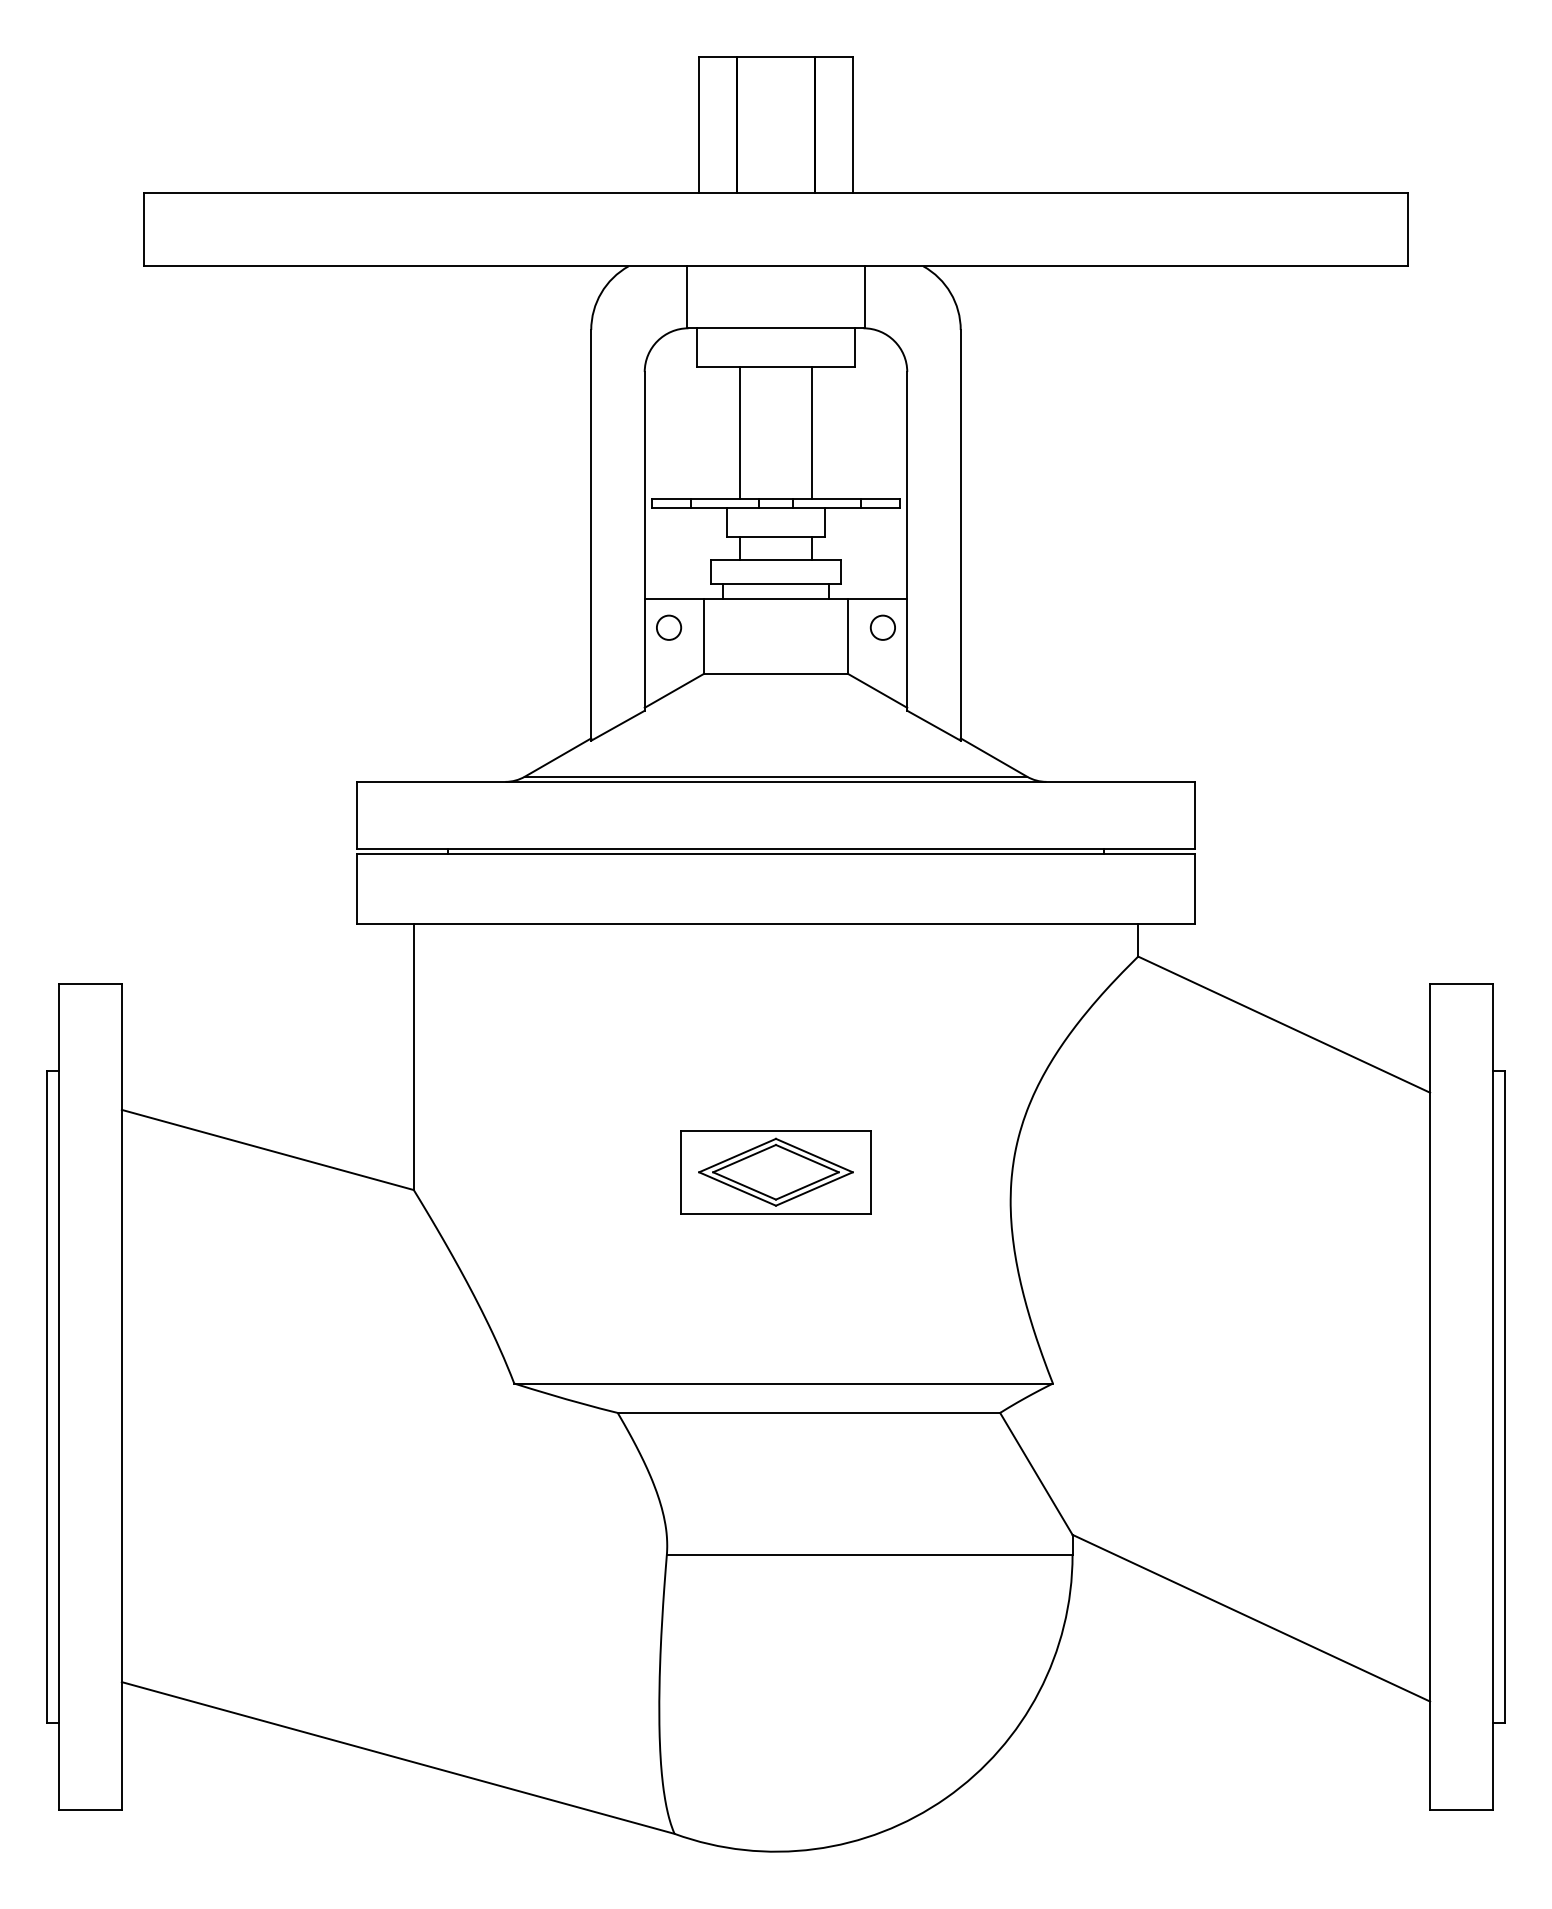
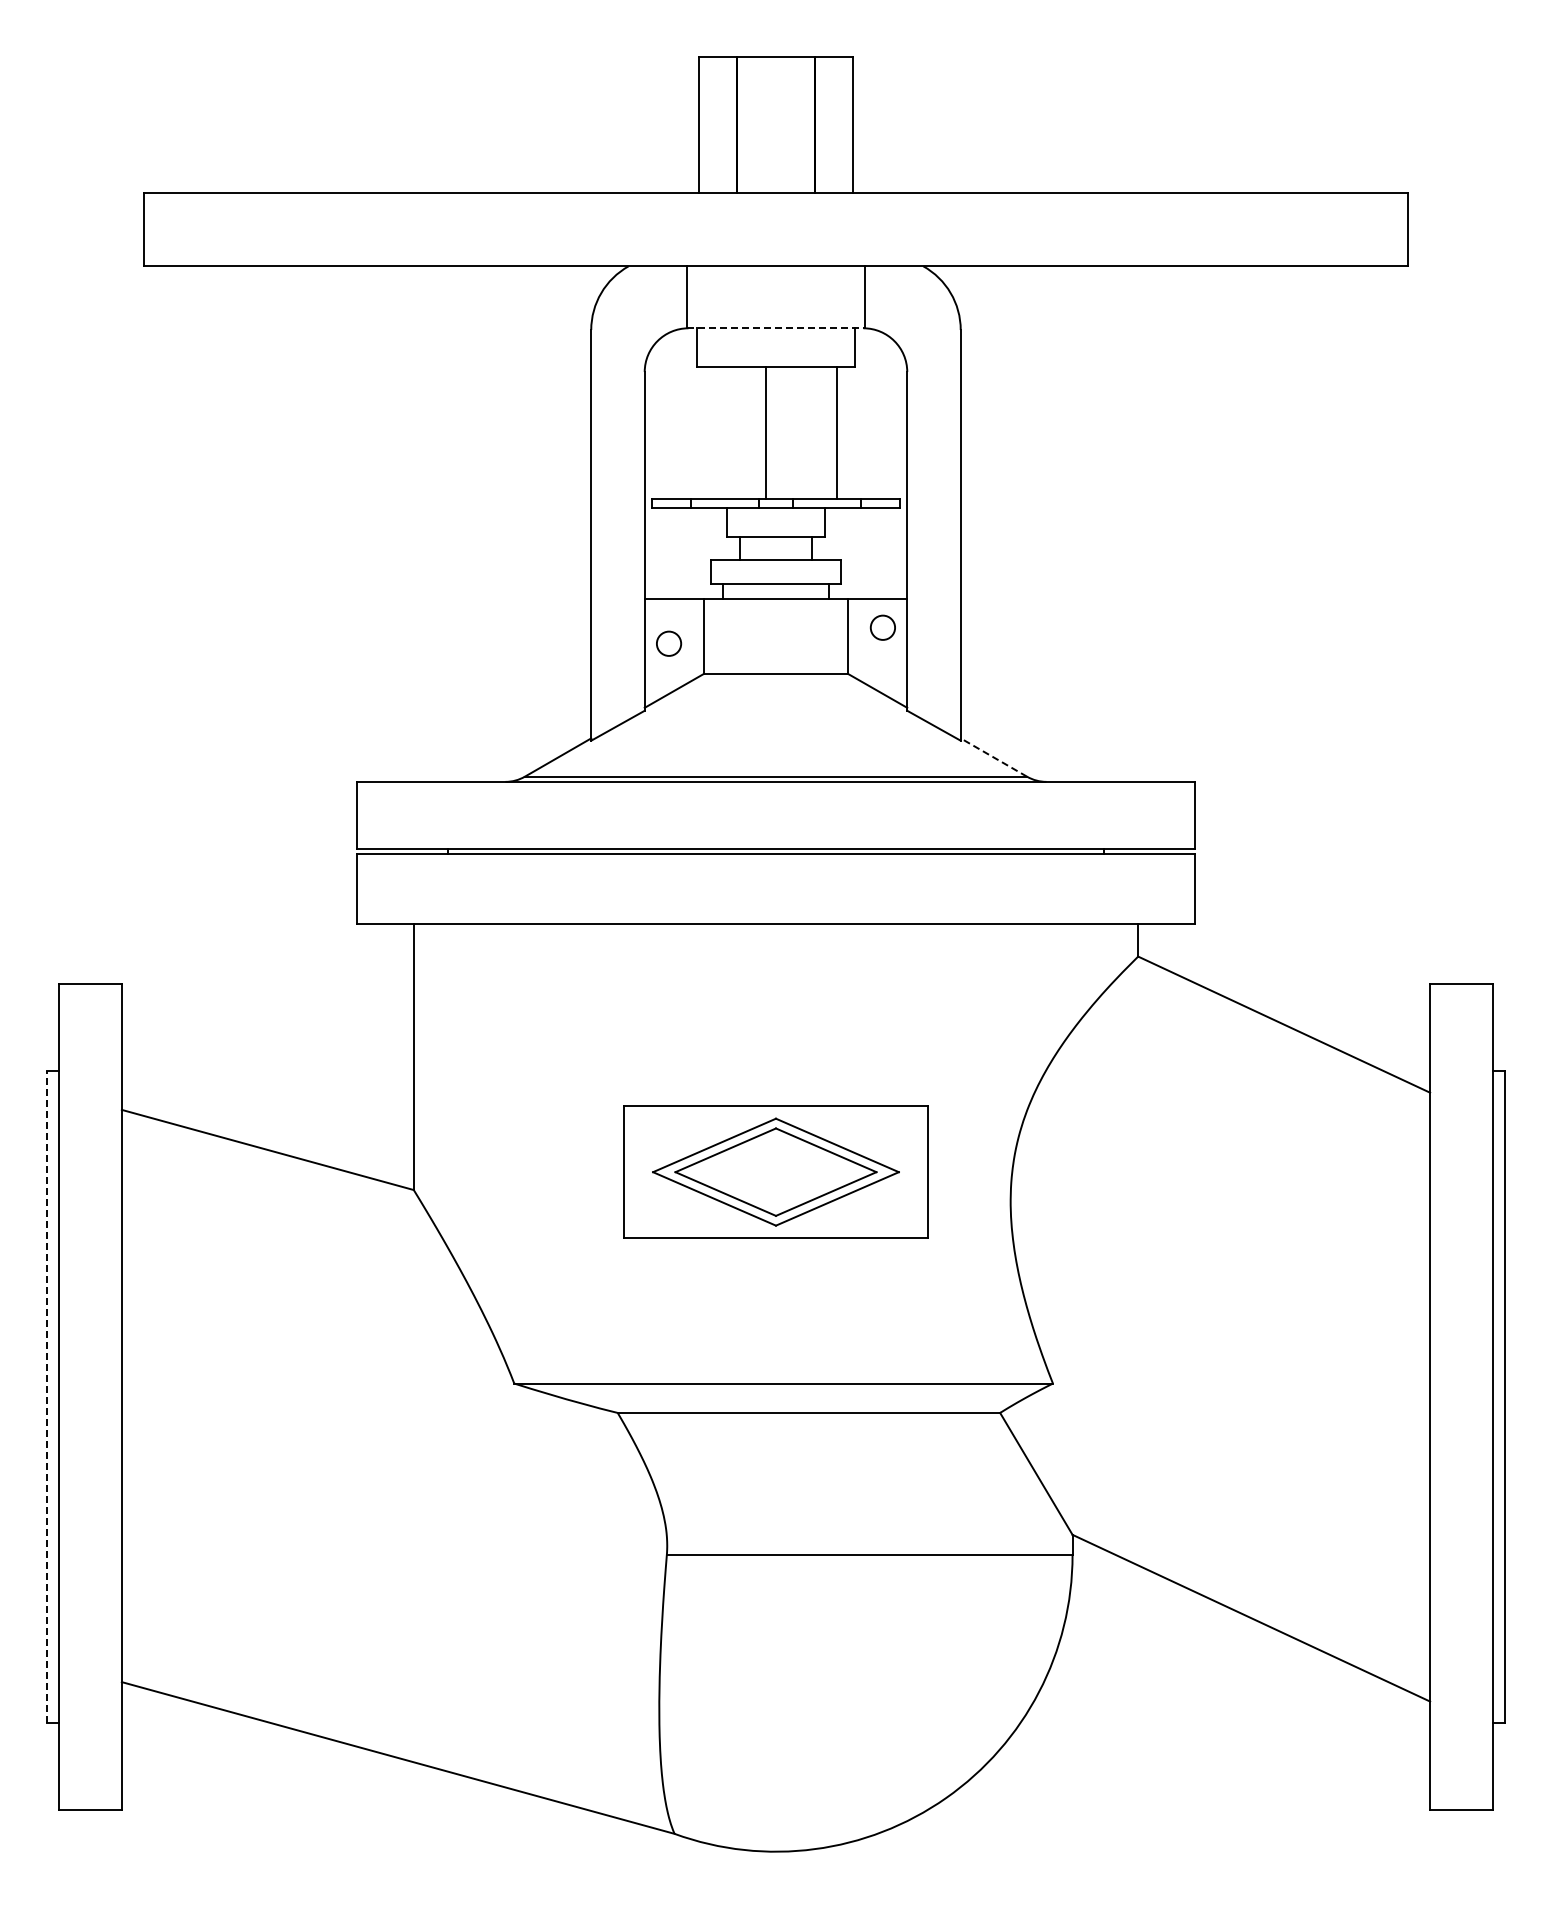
line: solid -> dashed (776, 328)
line position: (739, 432) -> (765, 432) (765, 432)
line position: (812, 432) -> (837, 432) (837, 432)
circle position: (669, 627) -> (669, 643) (669, 643)
line: solid -> dashed (993, 757)
part size: 192x85 px -> 306x134 px (775, 1171)
line: solid -> dashed (46, 1397)
